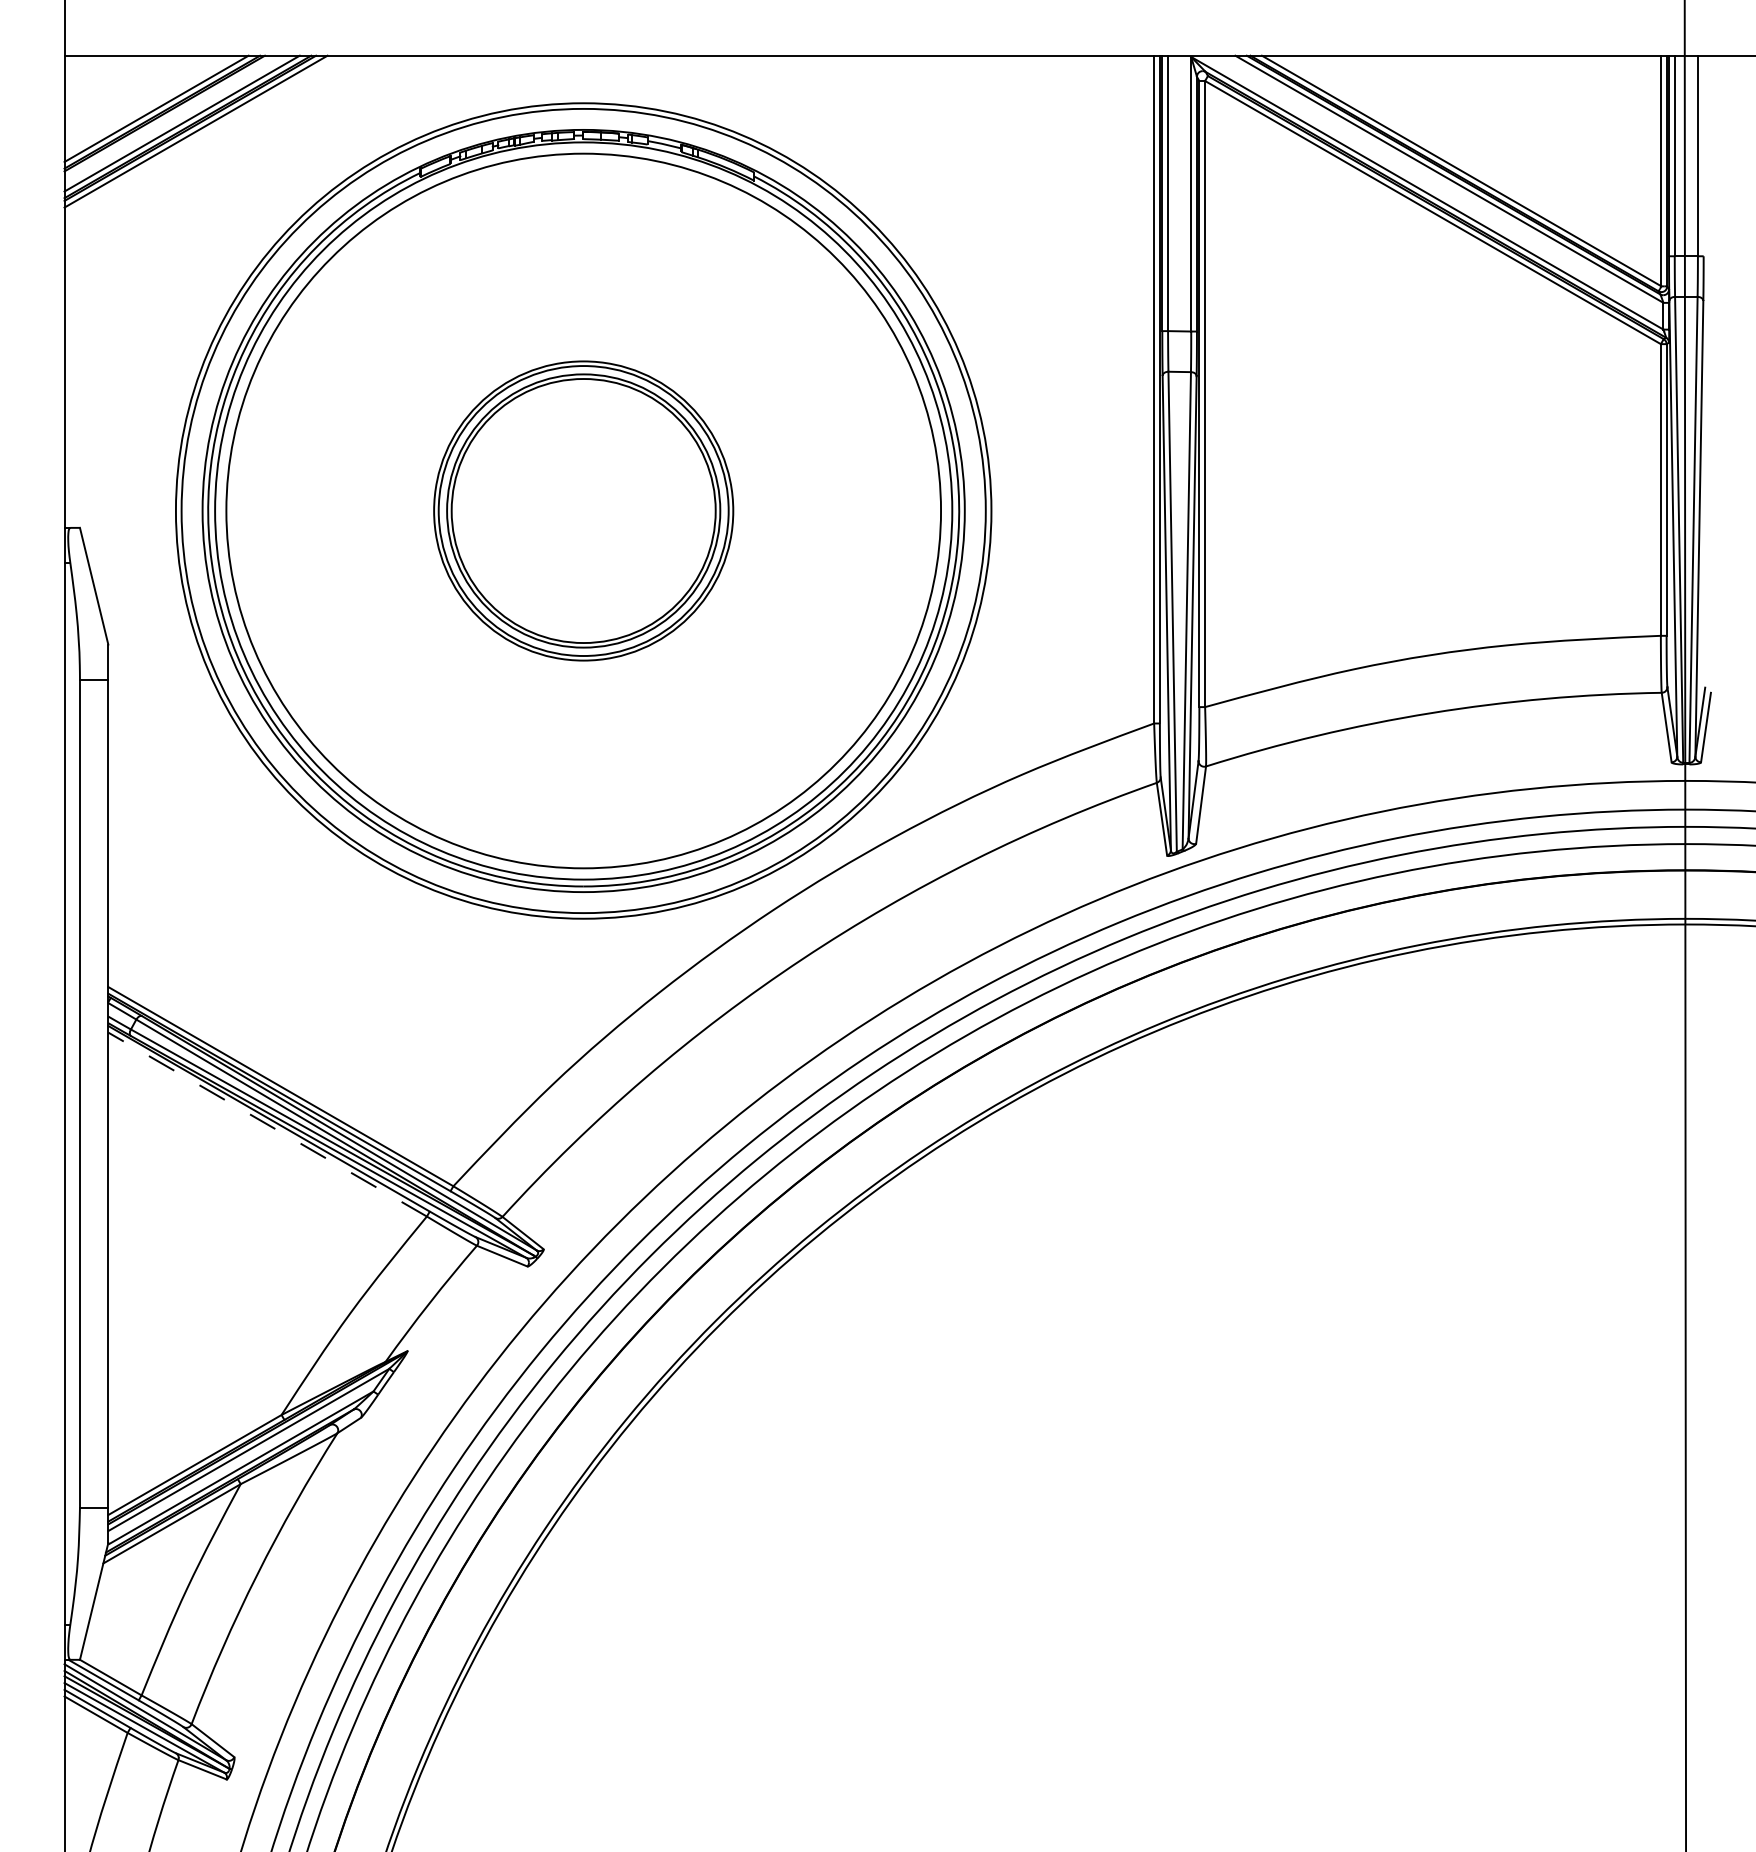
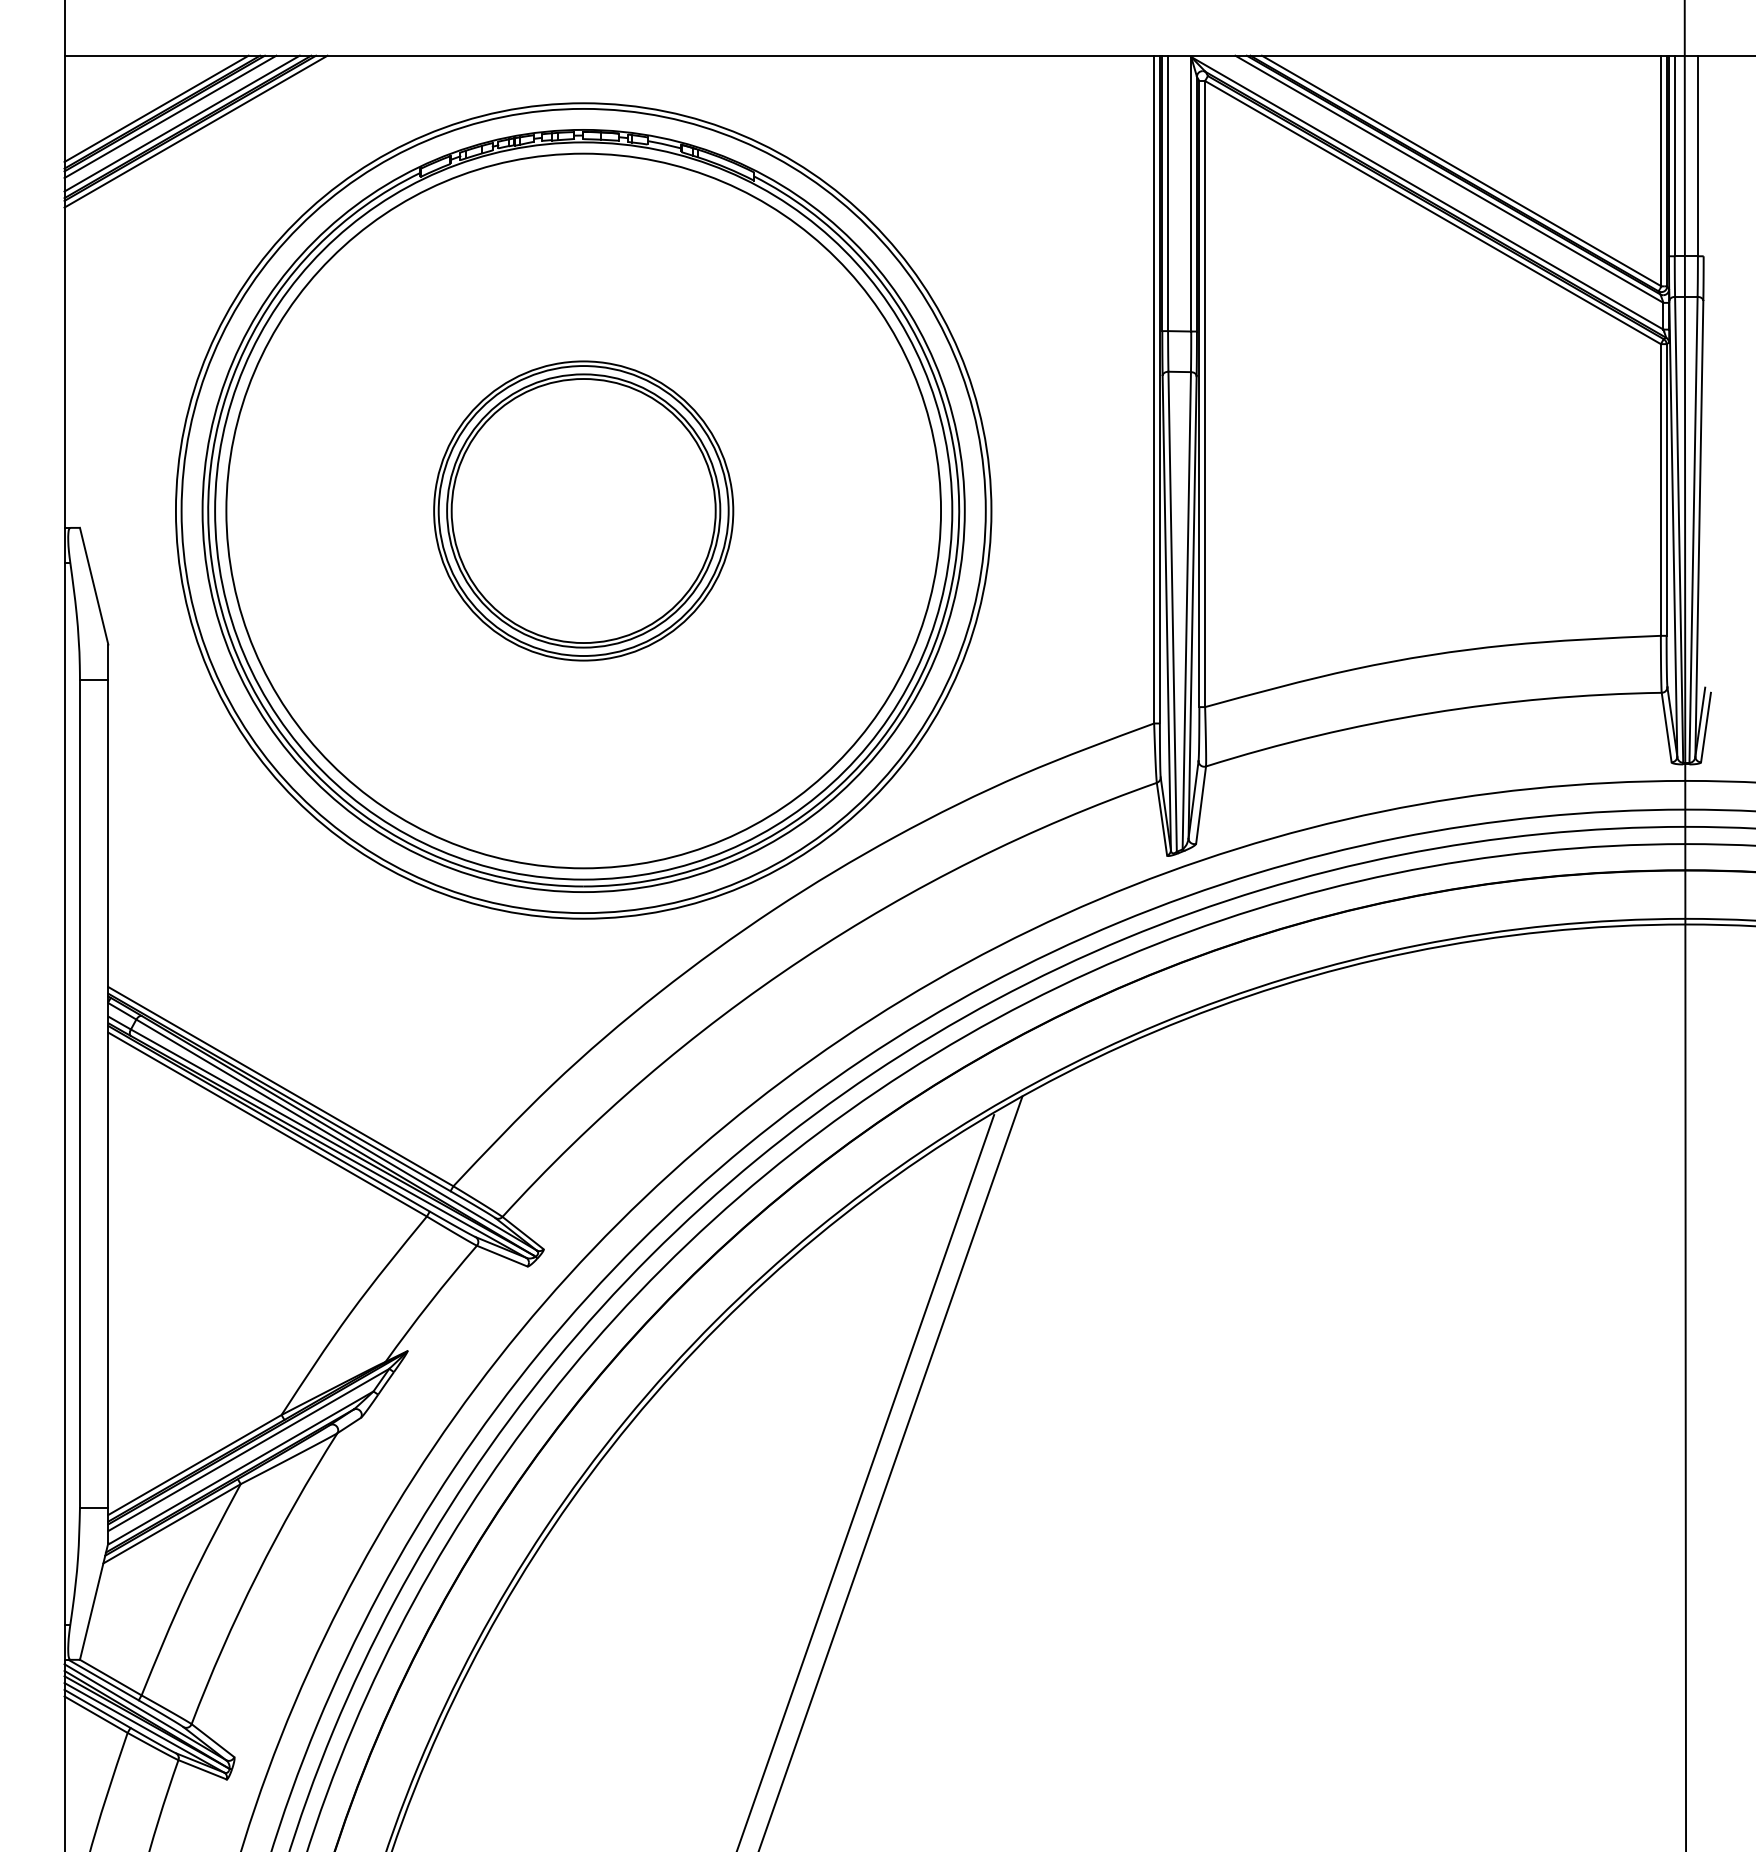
line: none -> present (170, 116)
line: dashed -> solid (267, 1124)
line: none -> present (890, 1472)
line: none -> present (865, 1481)
